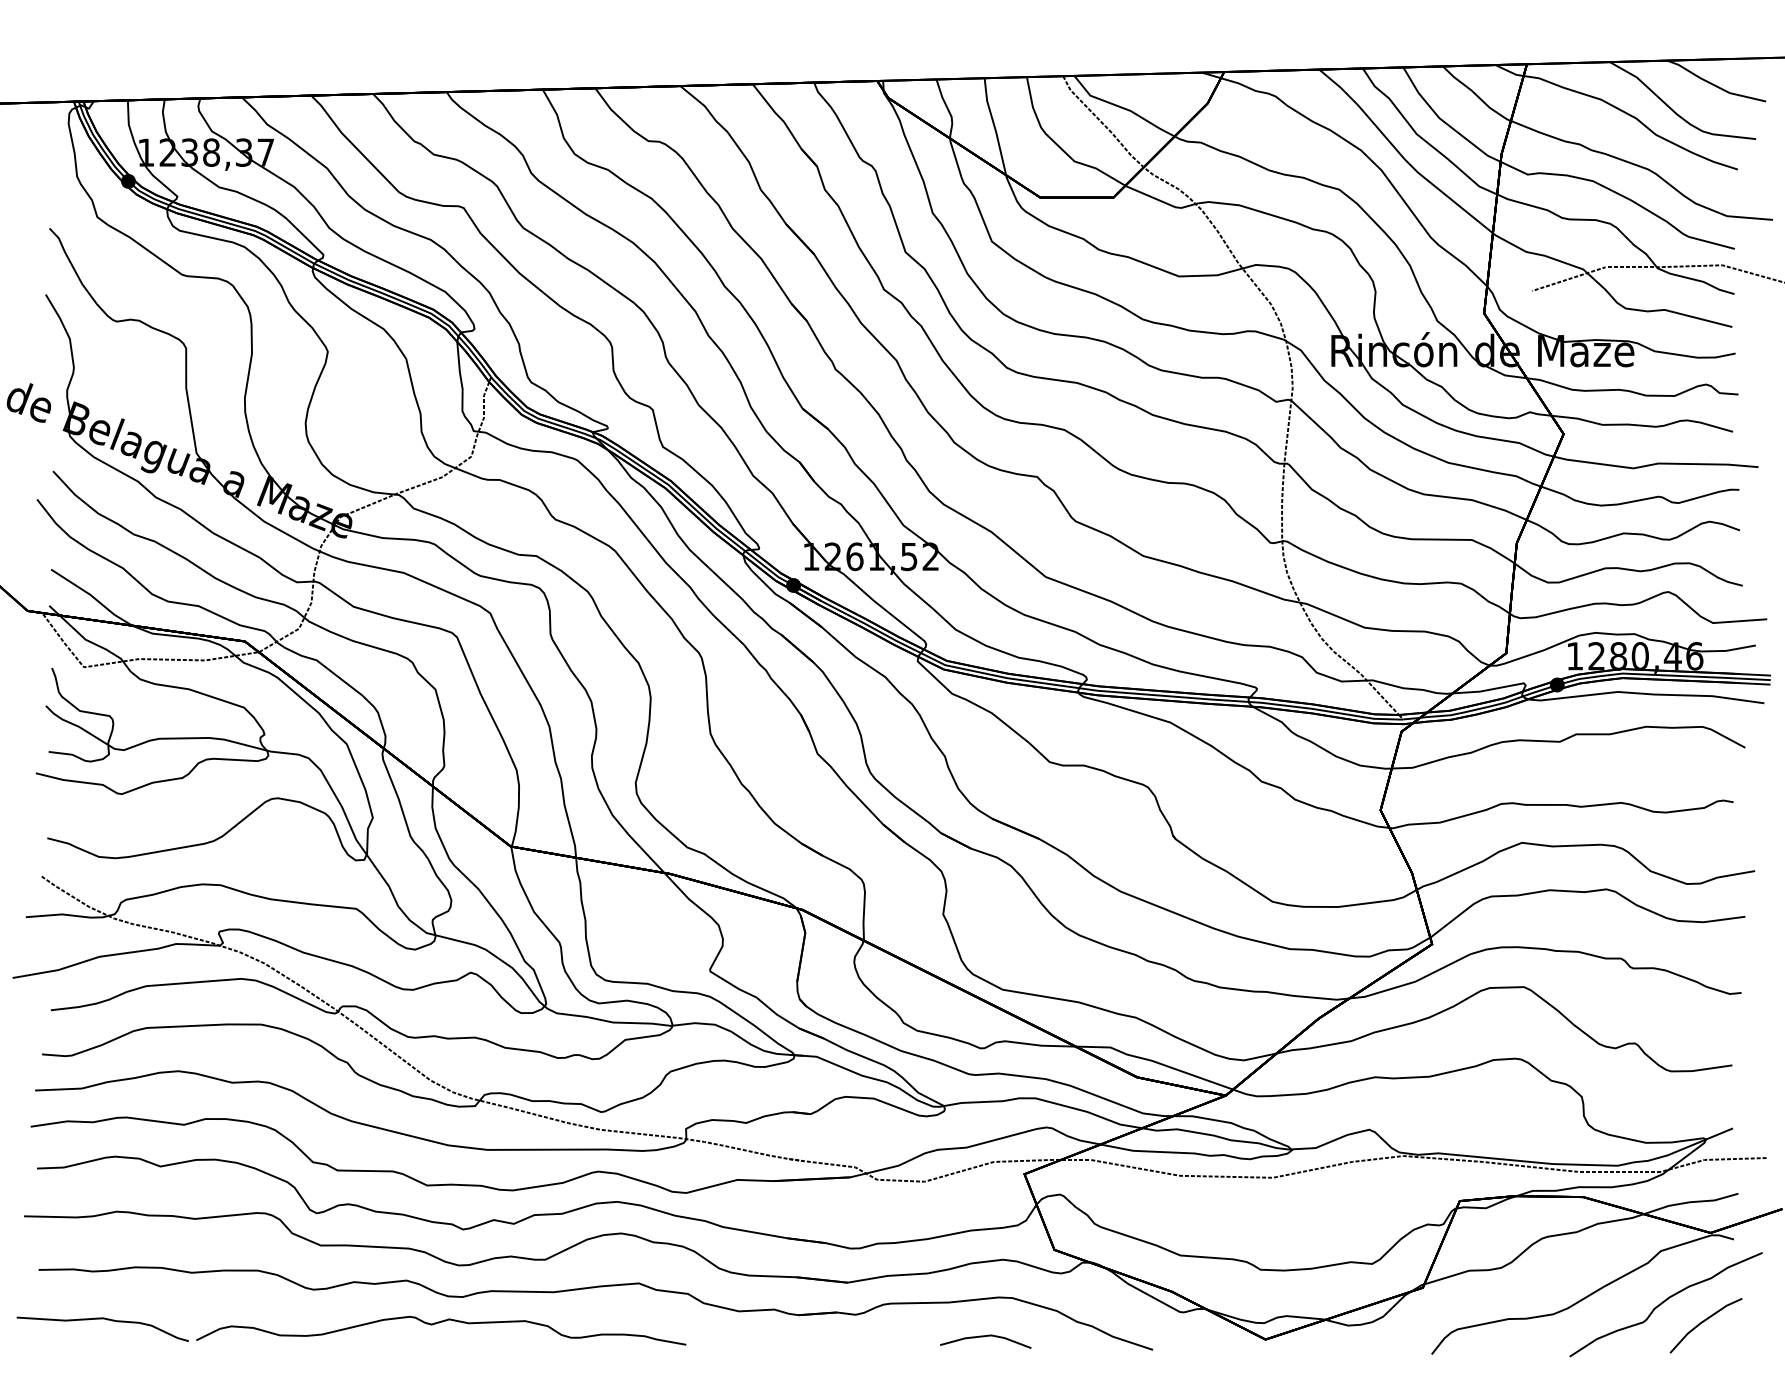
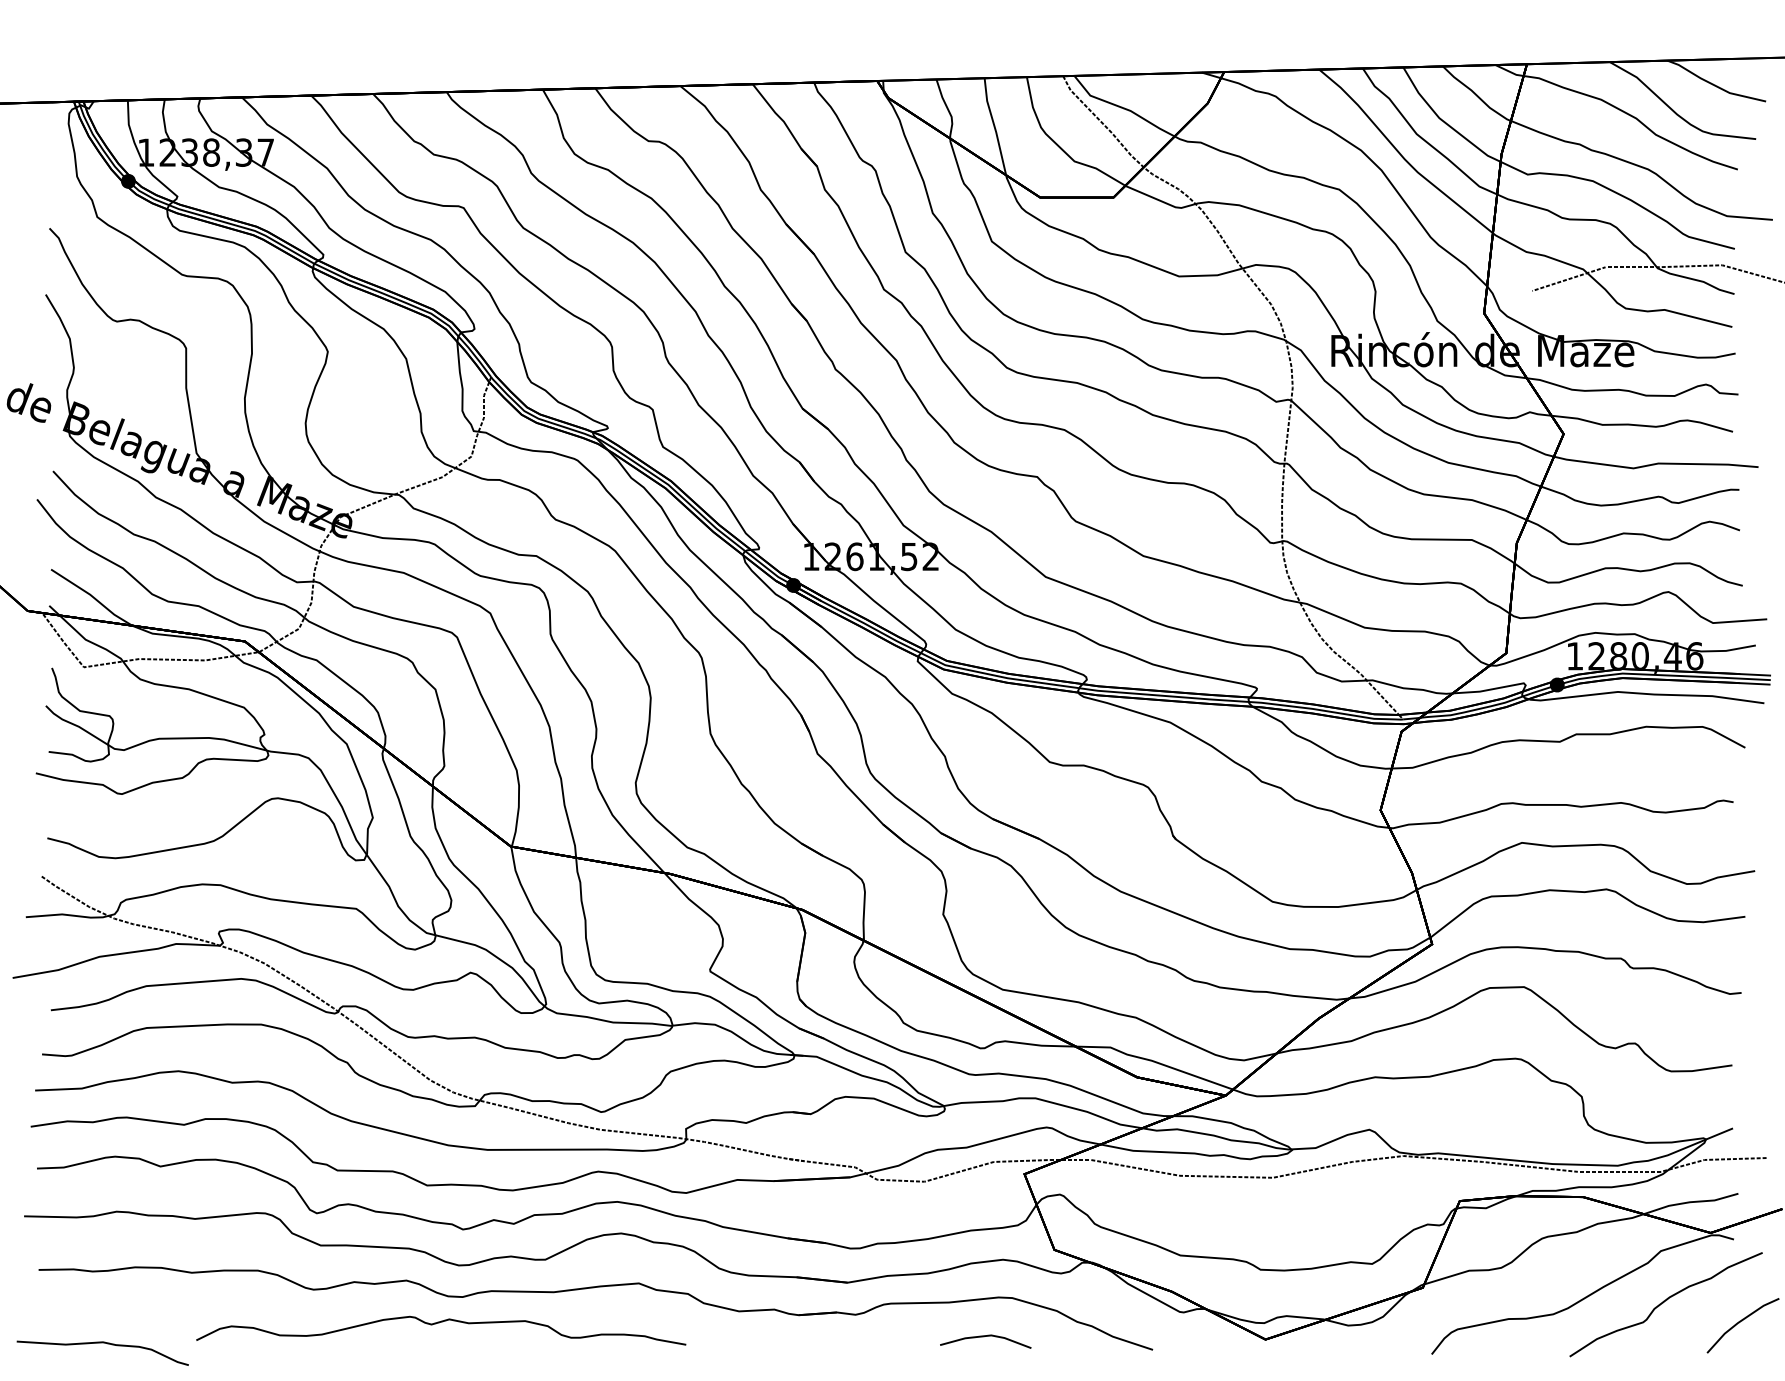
curve position: (102, 1319) -> (102, 1343) (102, 1343)
line position: (1703, 1322) -> (1740, 1322) (1740, 1322)
